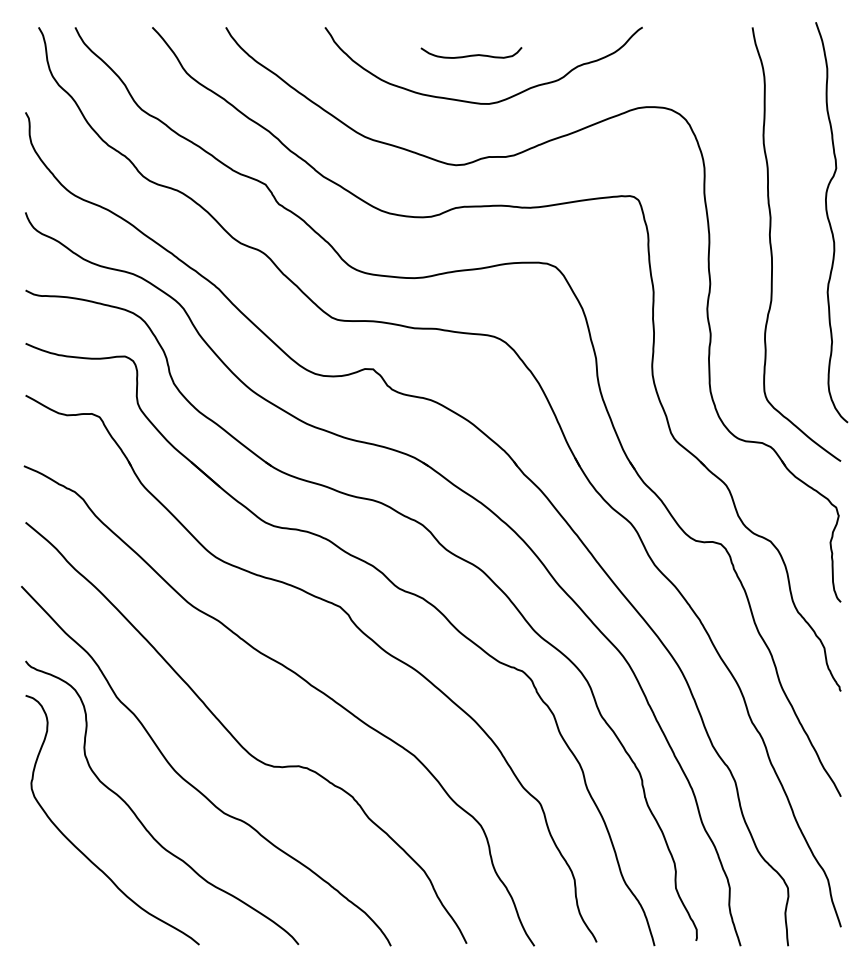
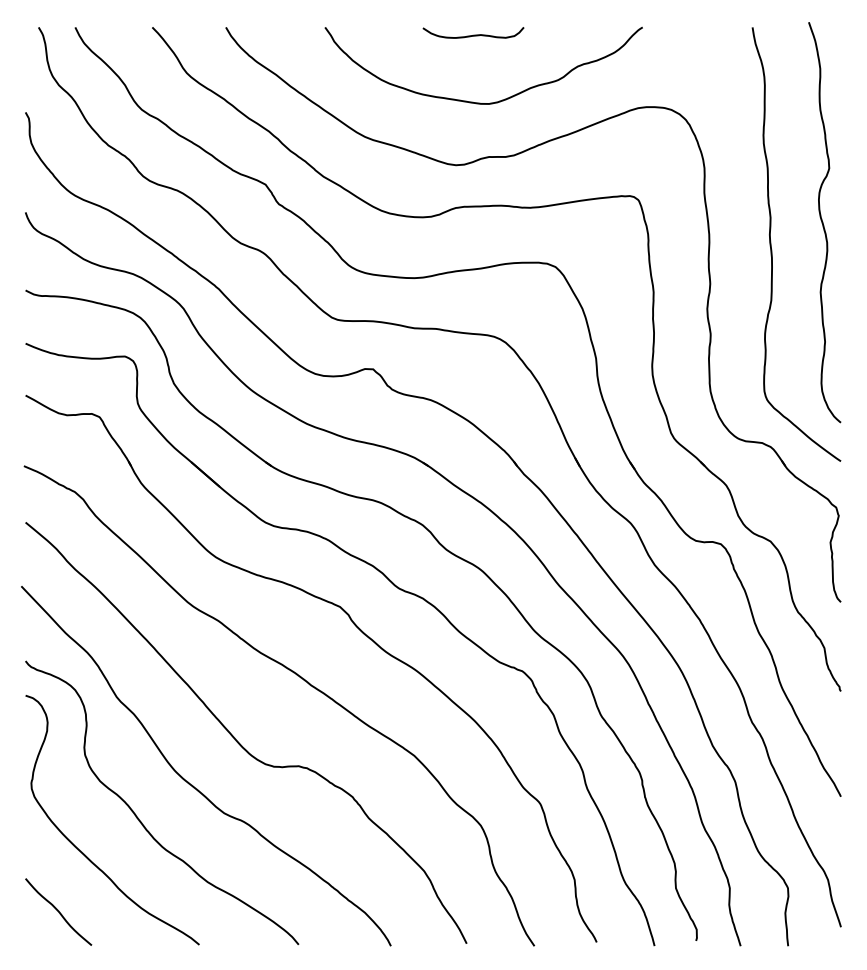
curve position: (471, 54) -> (473, 34) (473, 34)
curve position: (830, 222) -> (823, 222) (823, 222)
curve: none -> present (58, 911)
